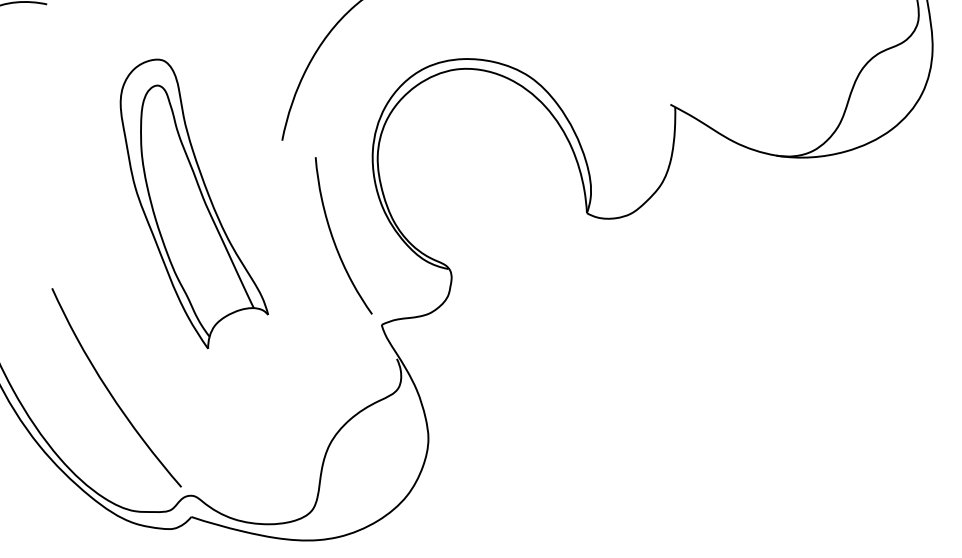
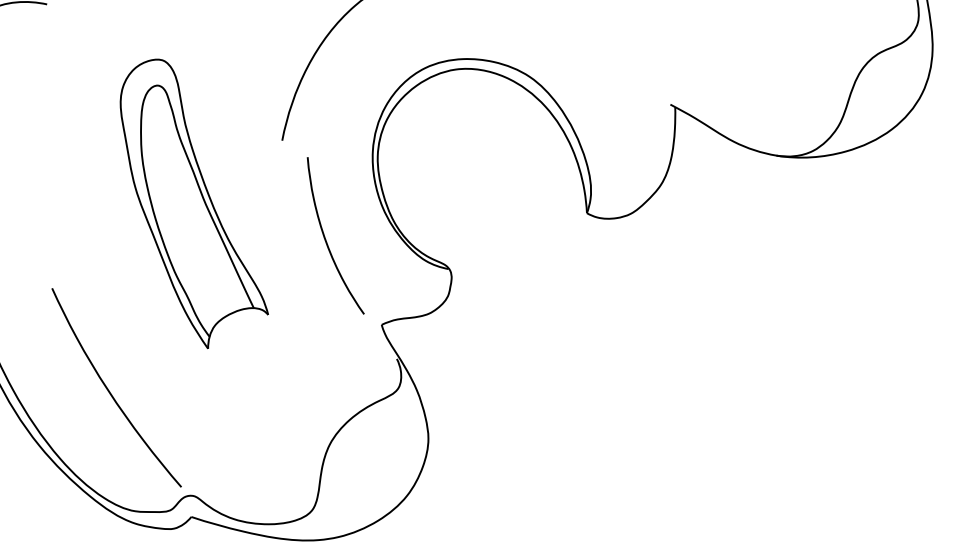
curve position: (334, 239) -> (326, 239) (326, 239)
